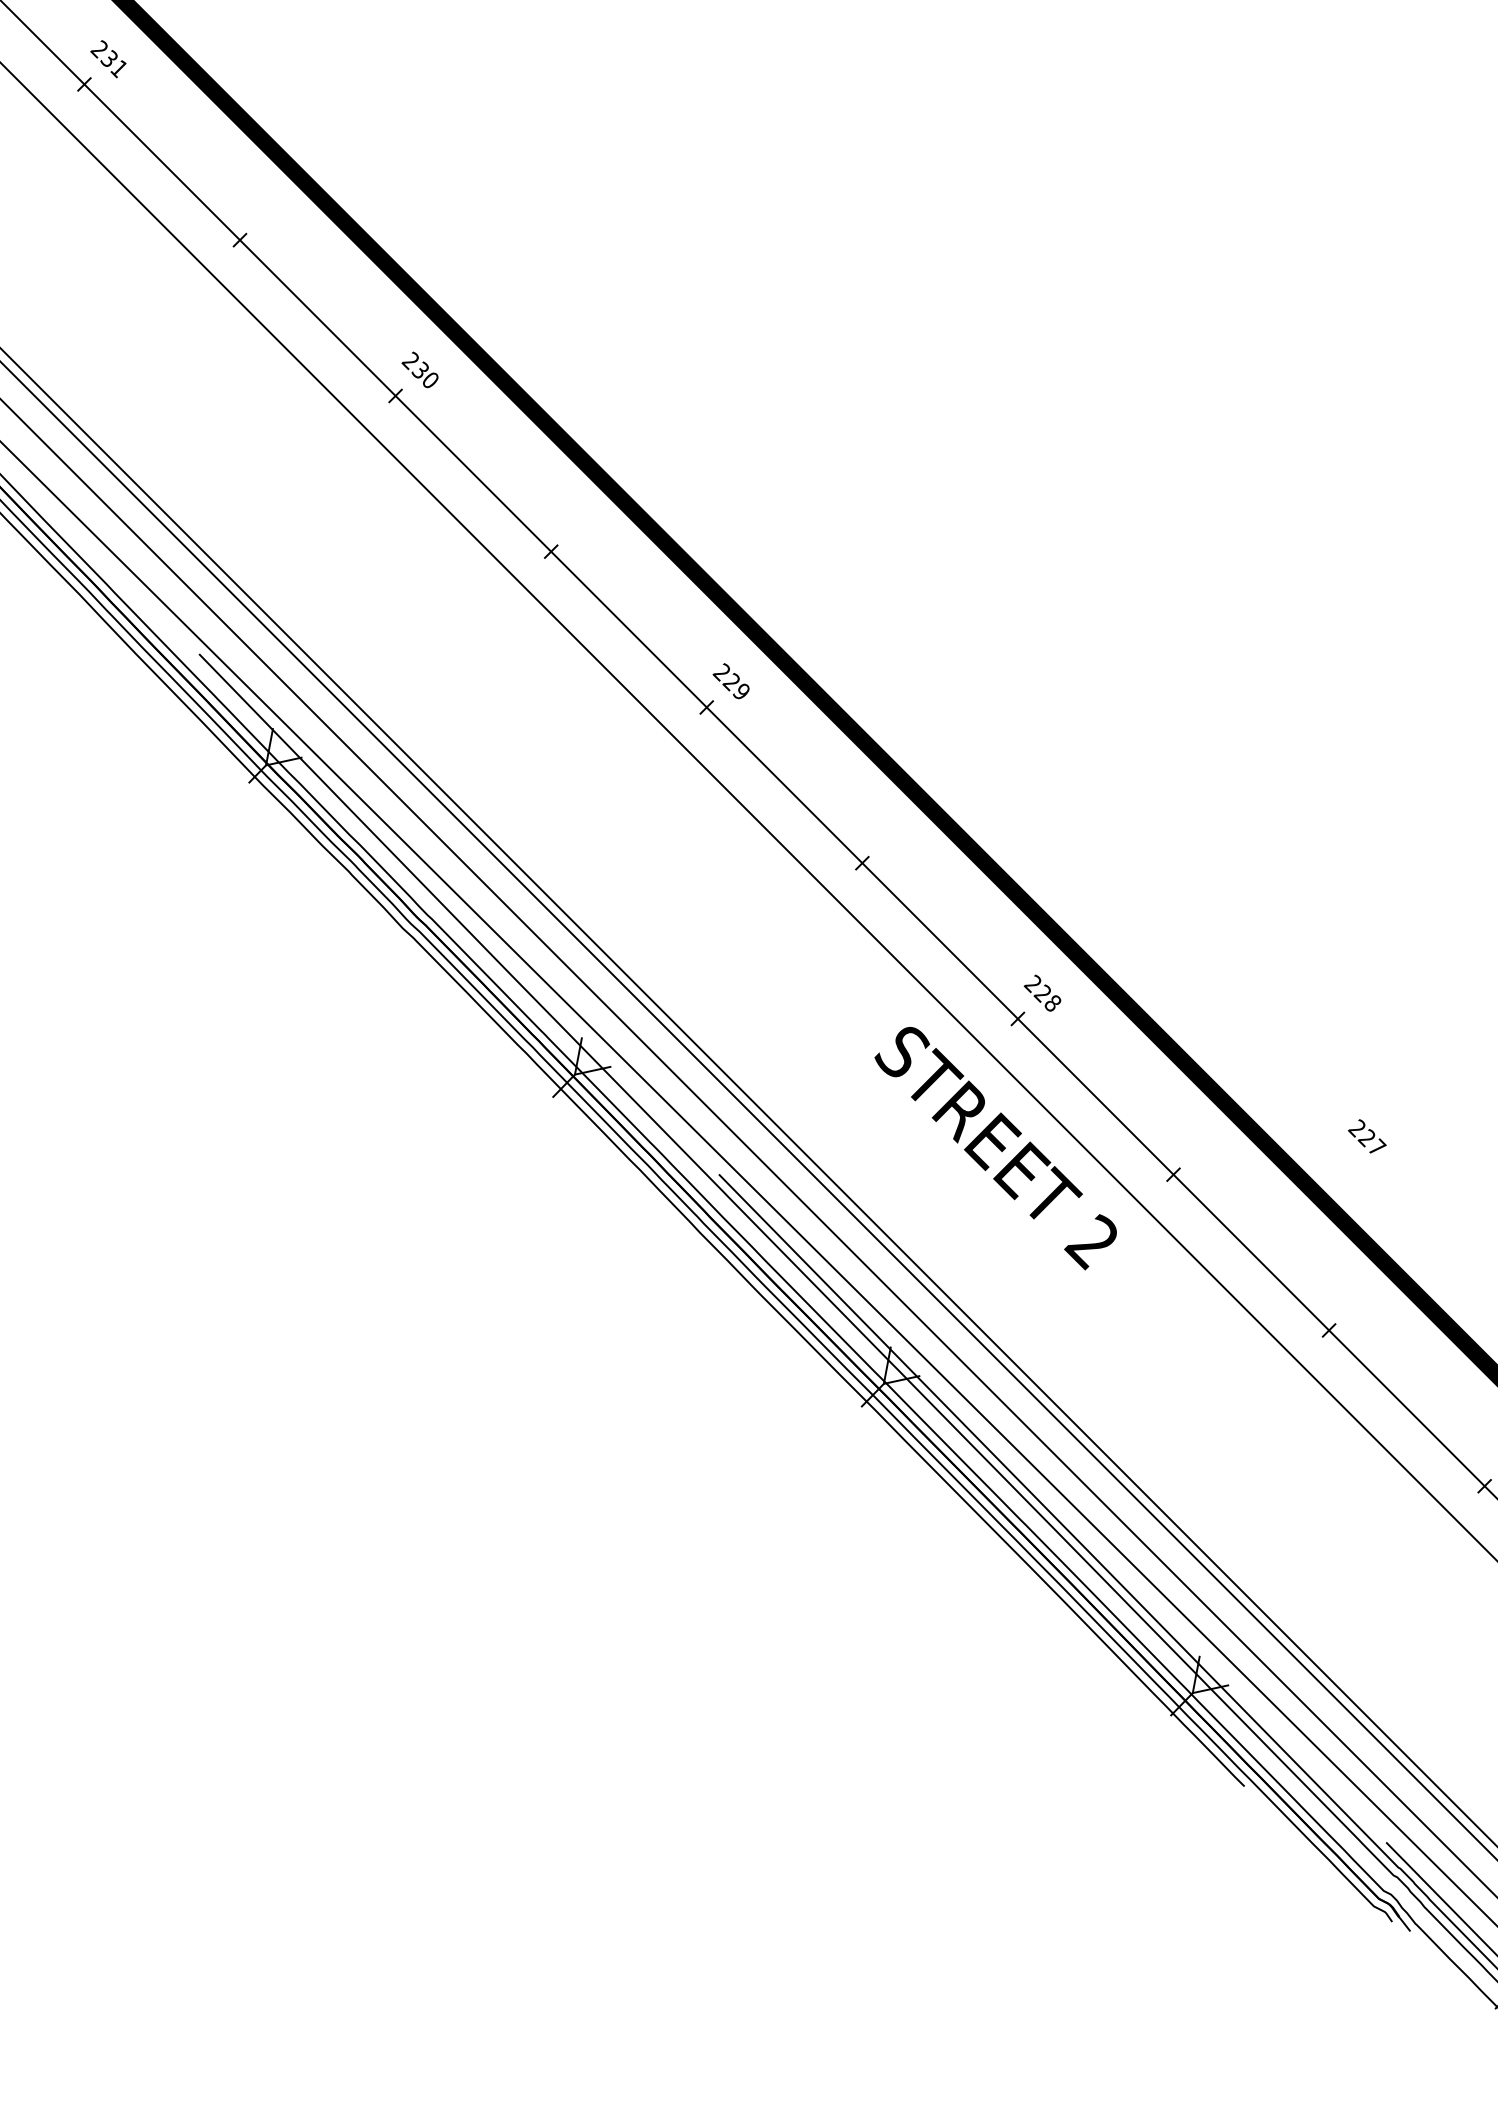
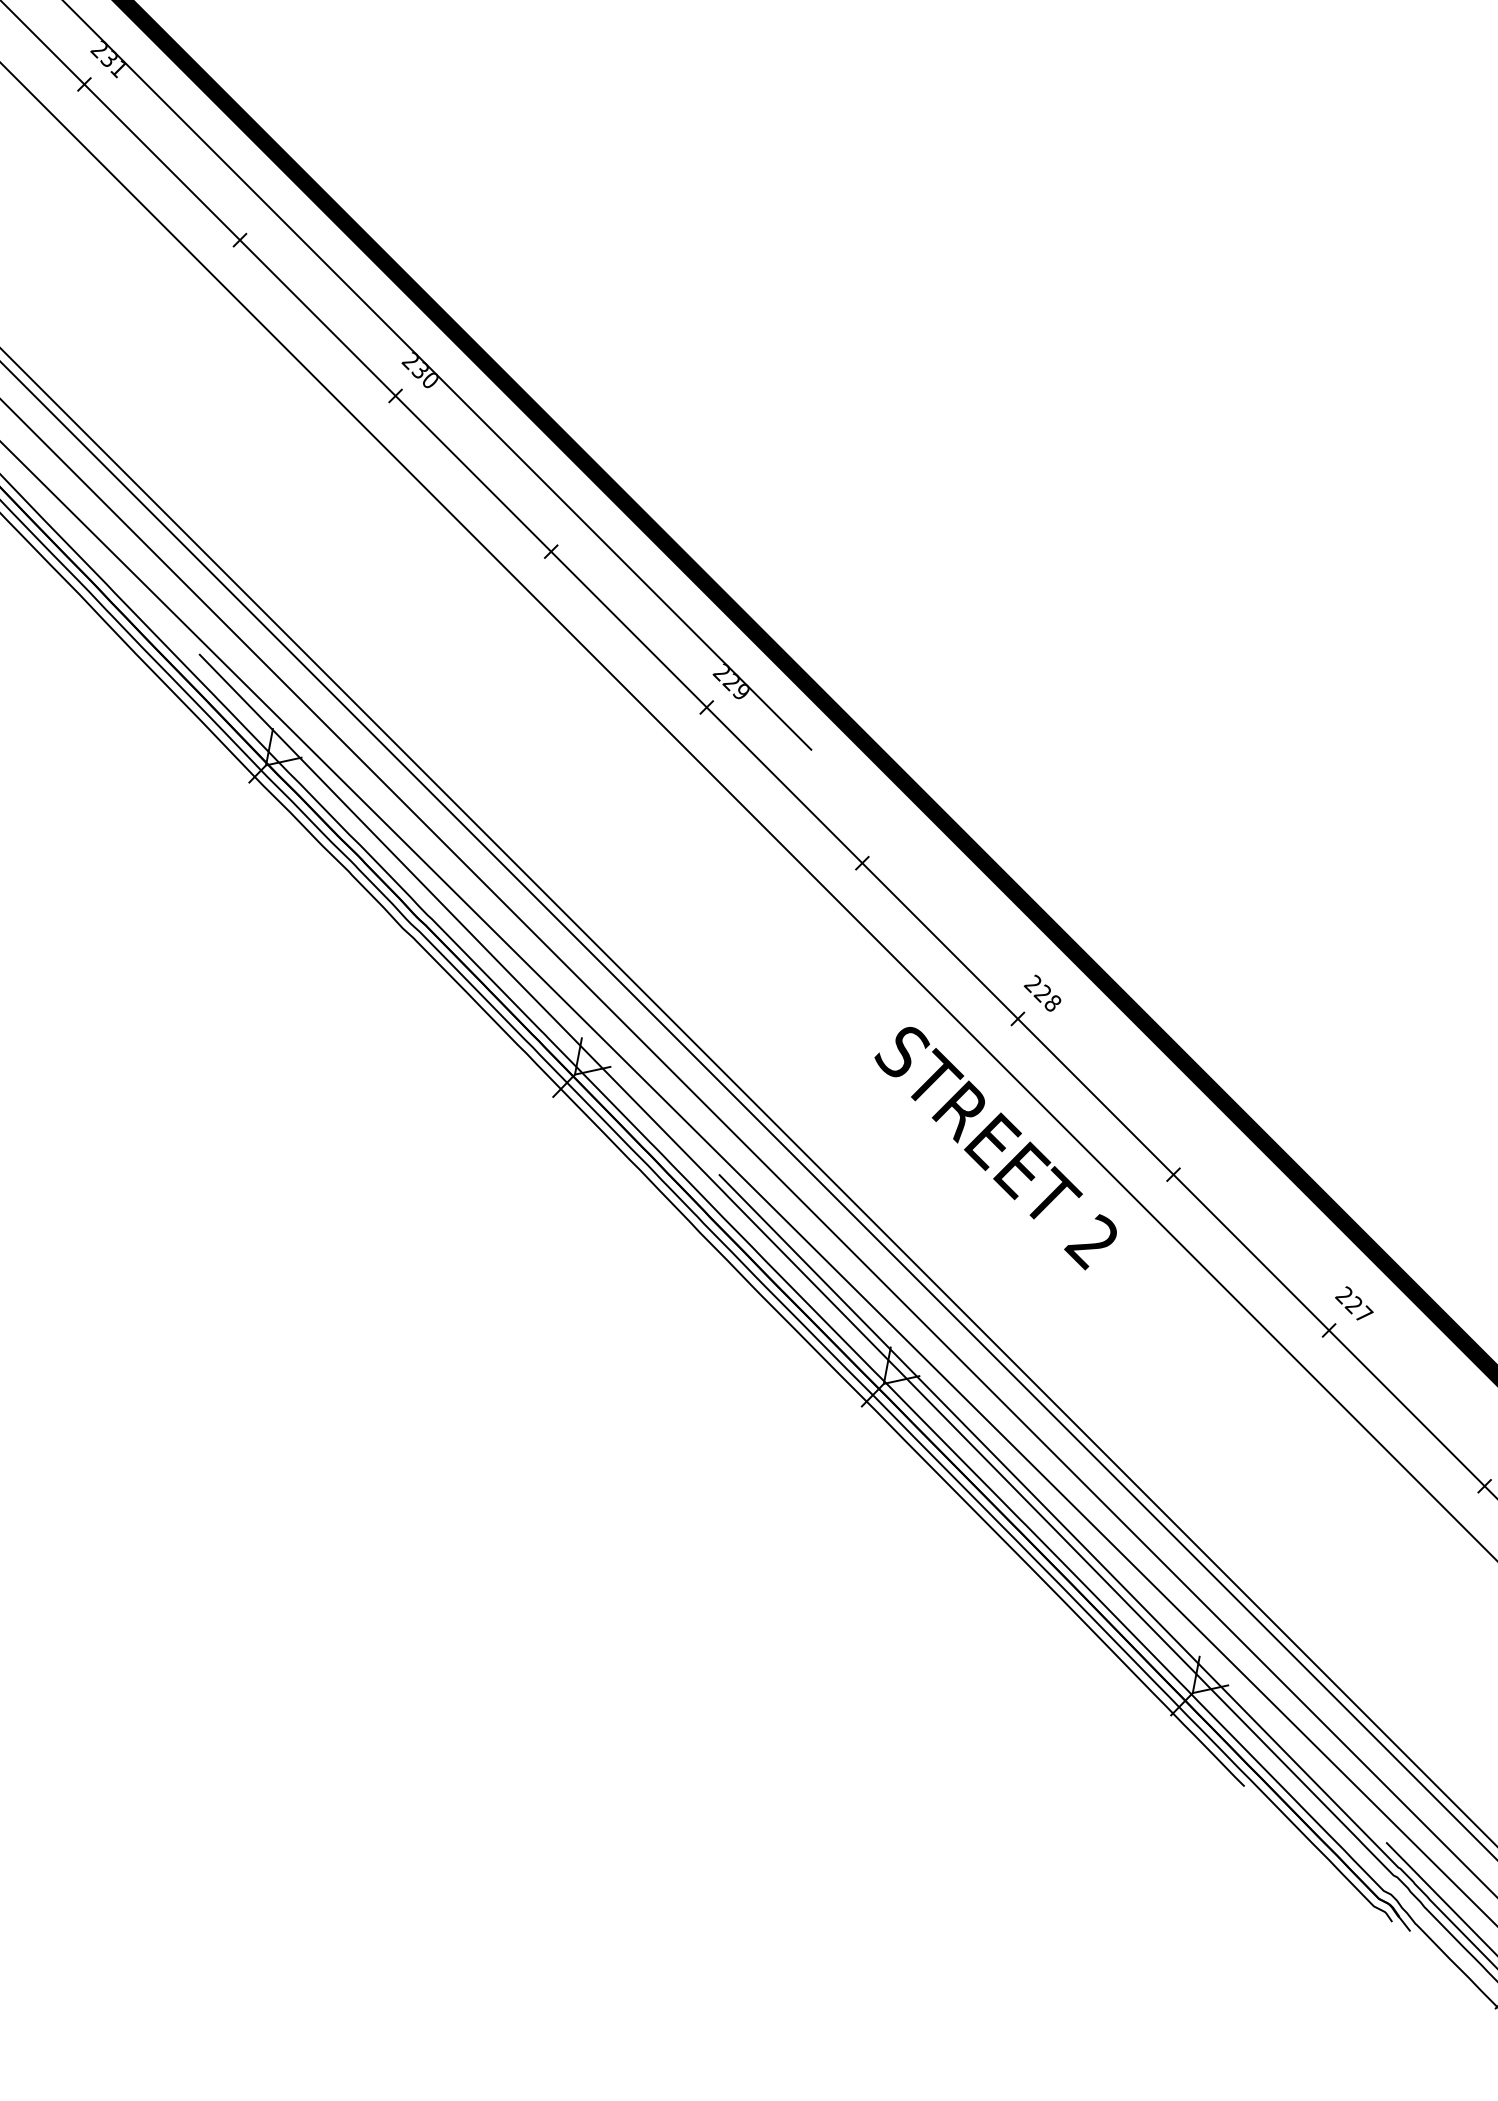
line: none -> present (437, 375)
text position: (1367, 1136) -> (1354, 1303) (1354, 1303)
